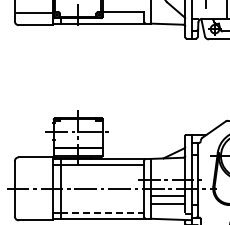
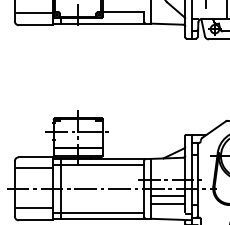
line: none -> present (34, 168)
line: none -> present (34, 207)
line: dashed -> solid (102, 212)
